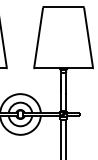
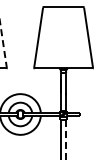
line: solid -> dashed (3, 45)
line: solid -> dashed (66, 139)
